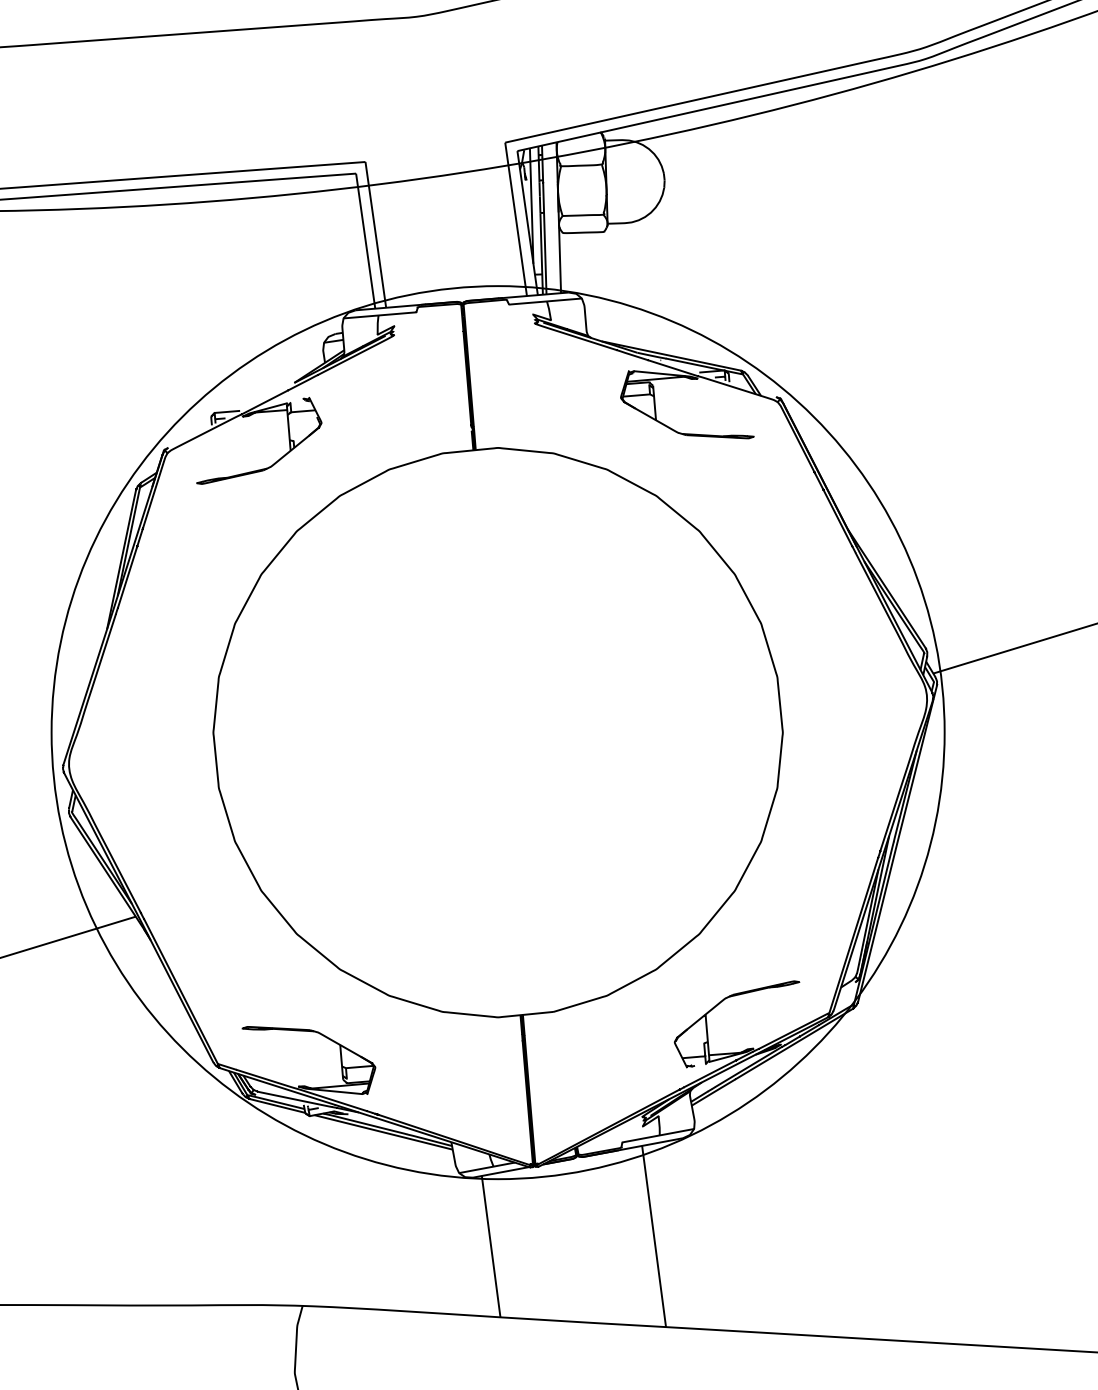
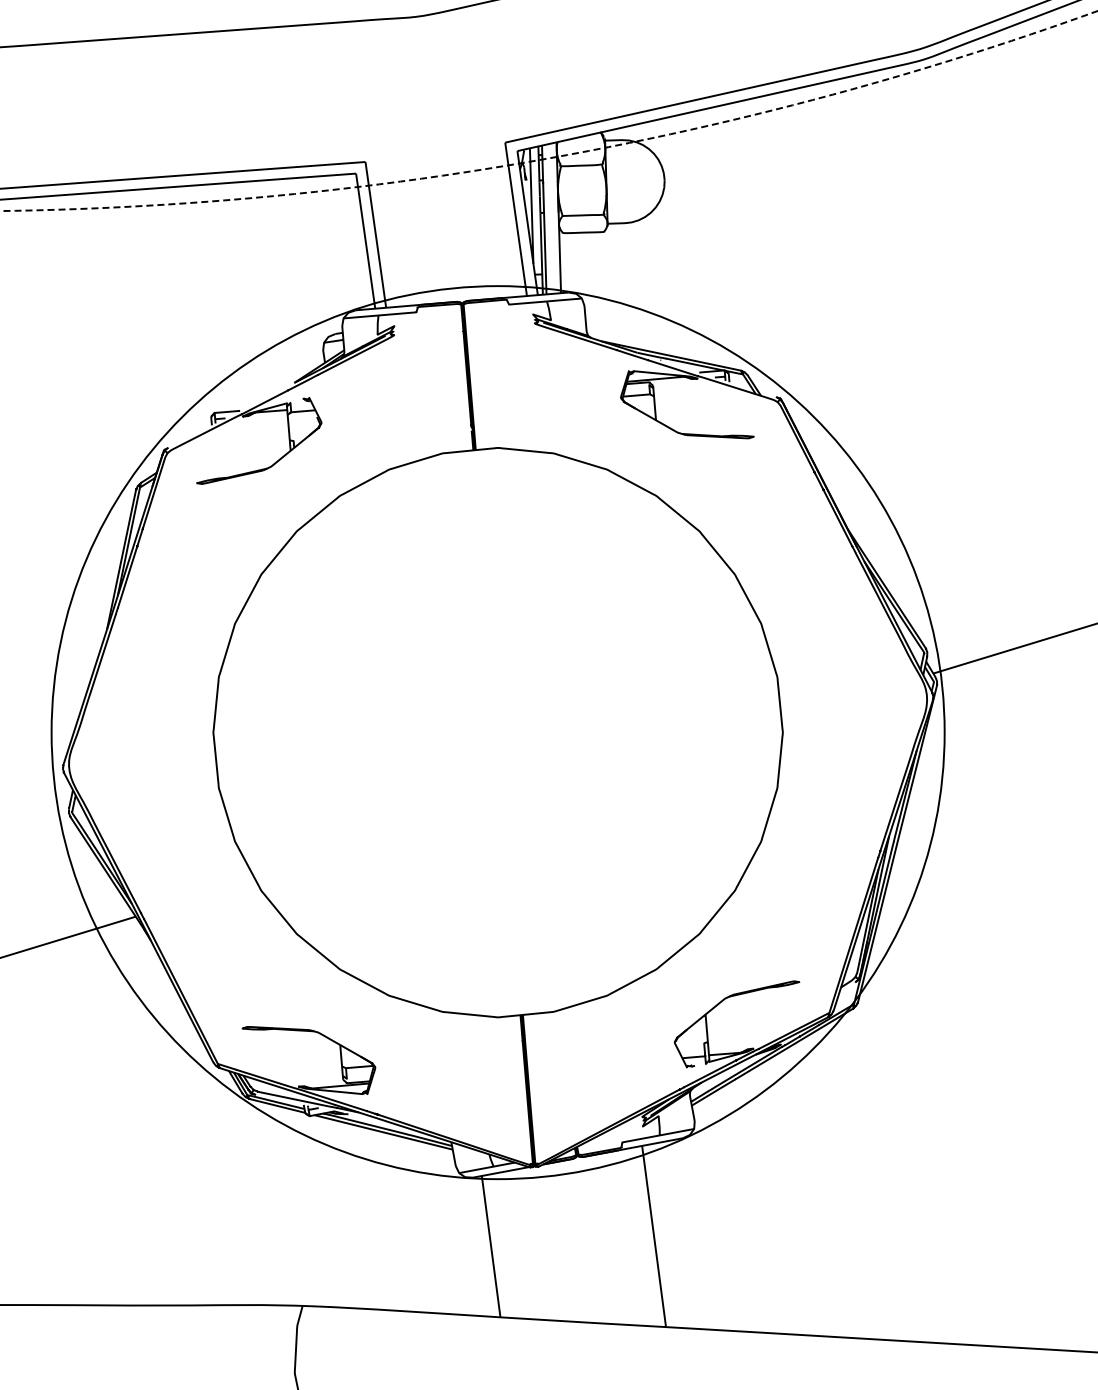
circle: solid -> dashed (548, 111)
